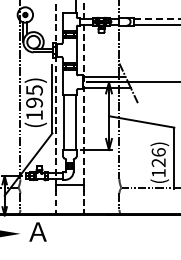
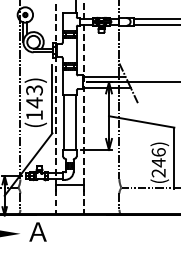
line: dashed -> solid (158, 18)
text: (195) -> (143) (34, 96)
text: (126) -> (246) (158, 167)
